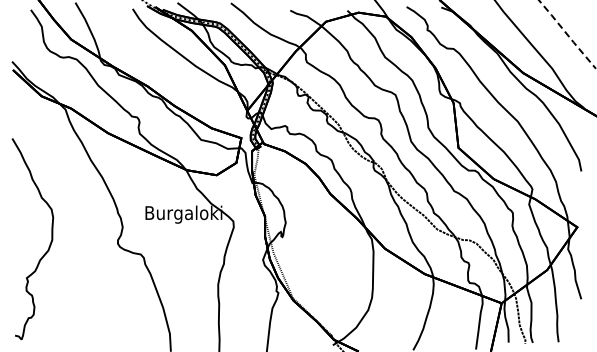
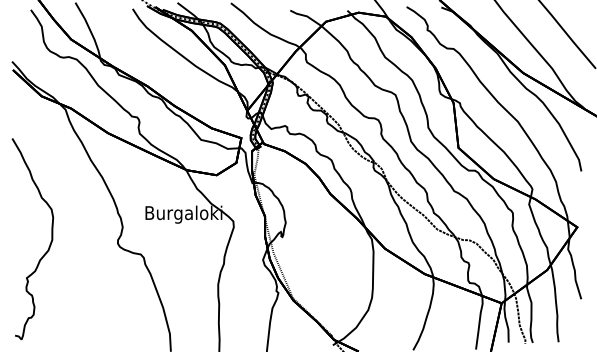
line: dashed -> solid (567, 34)
